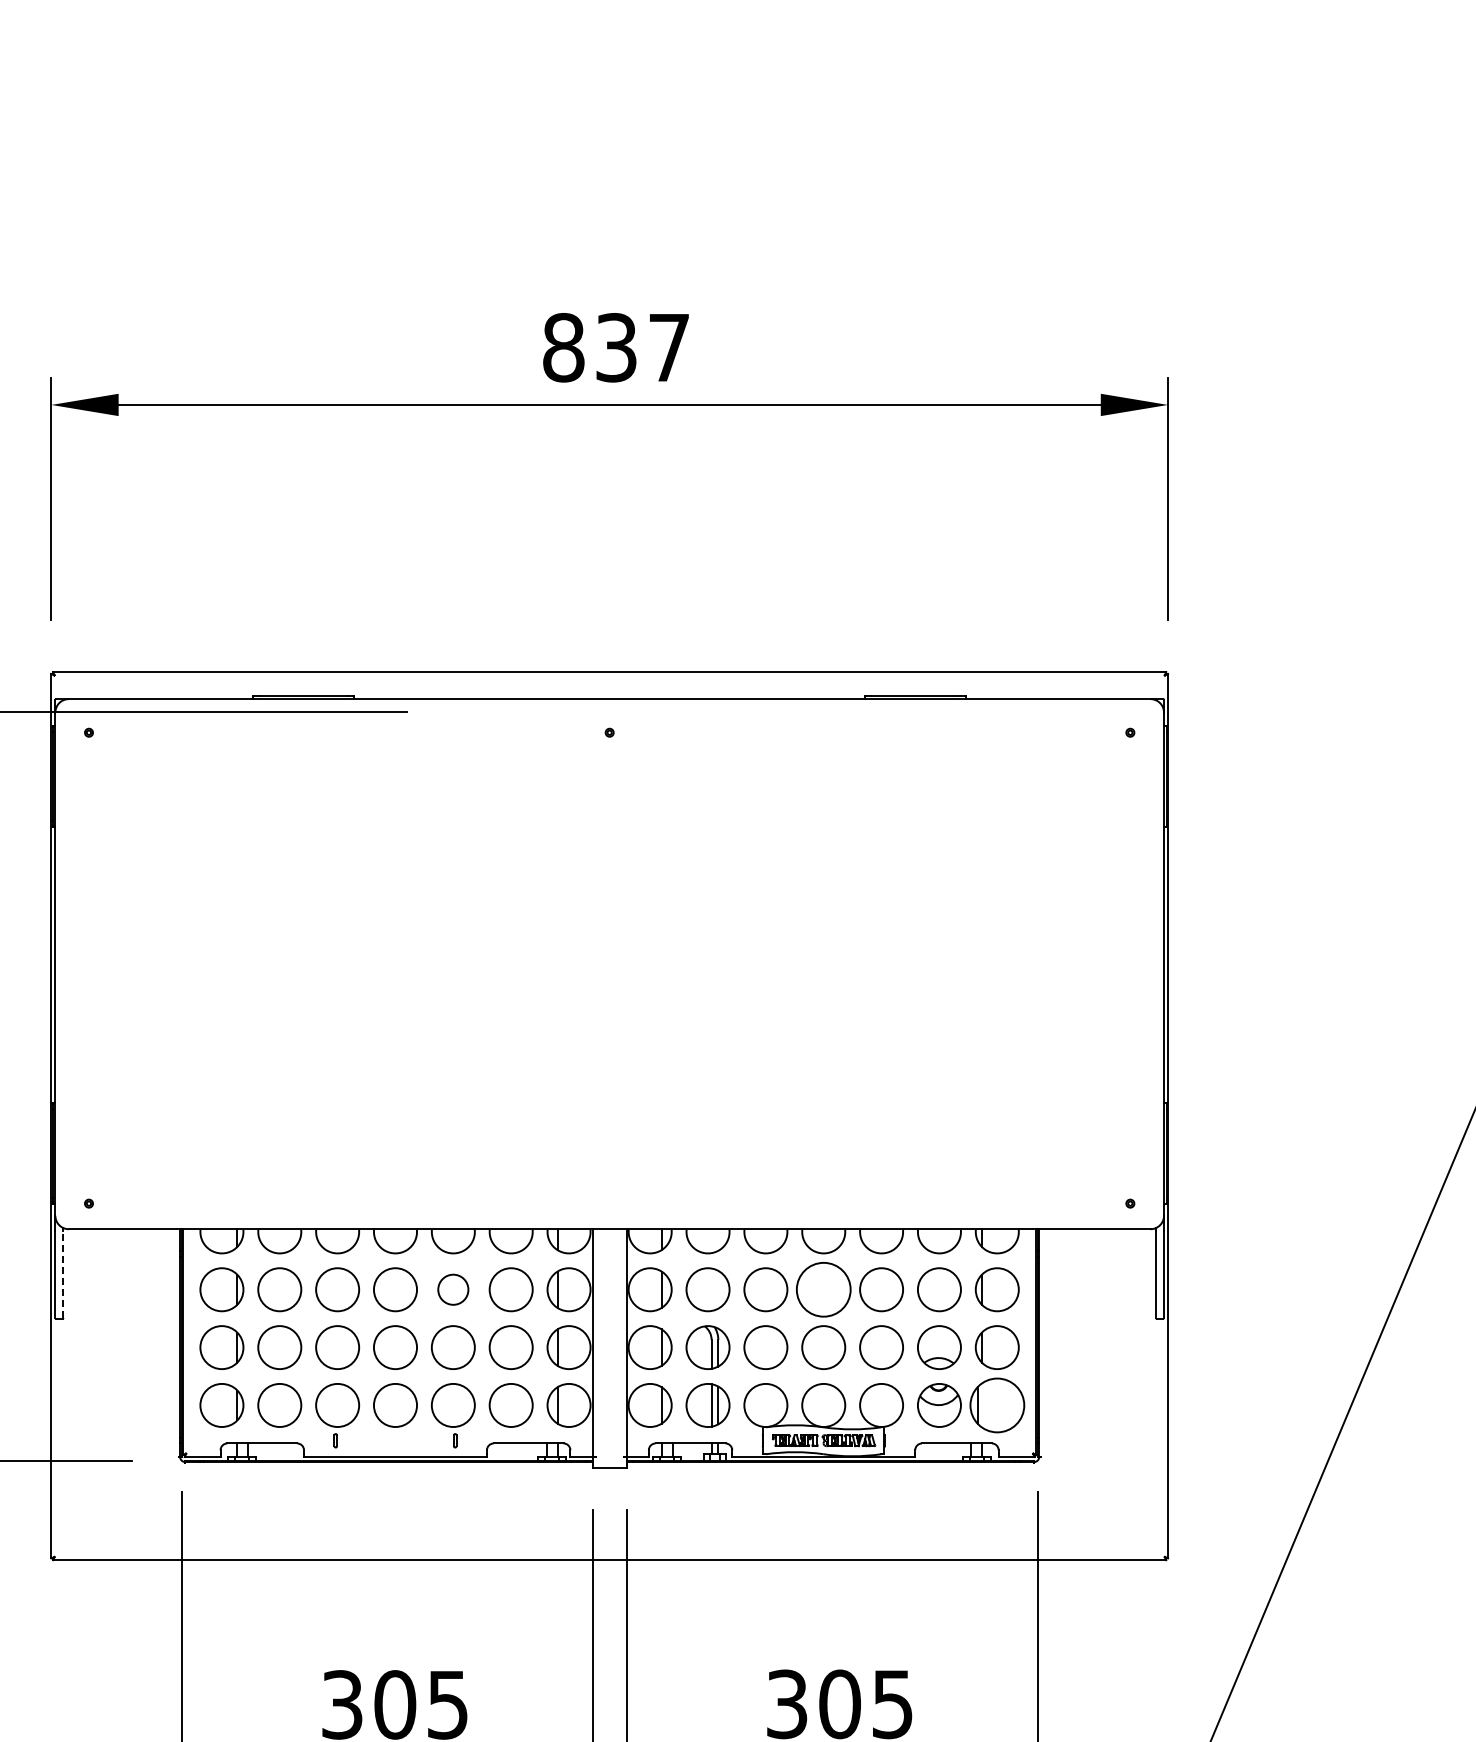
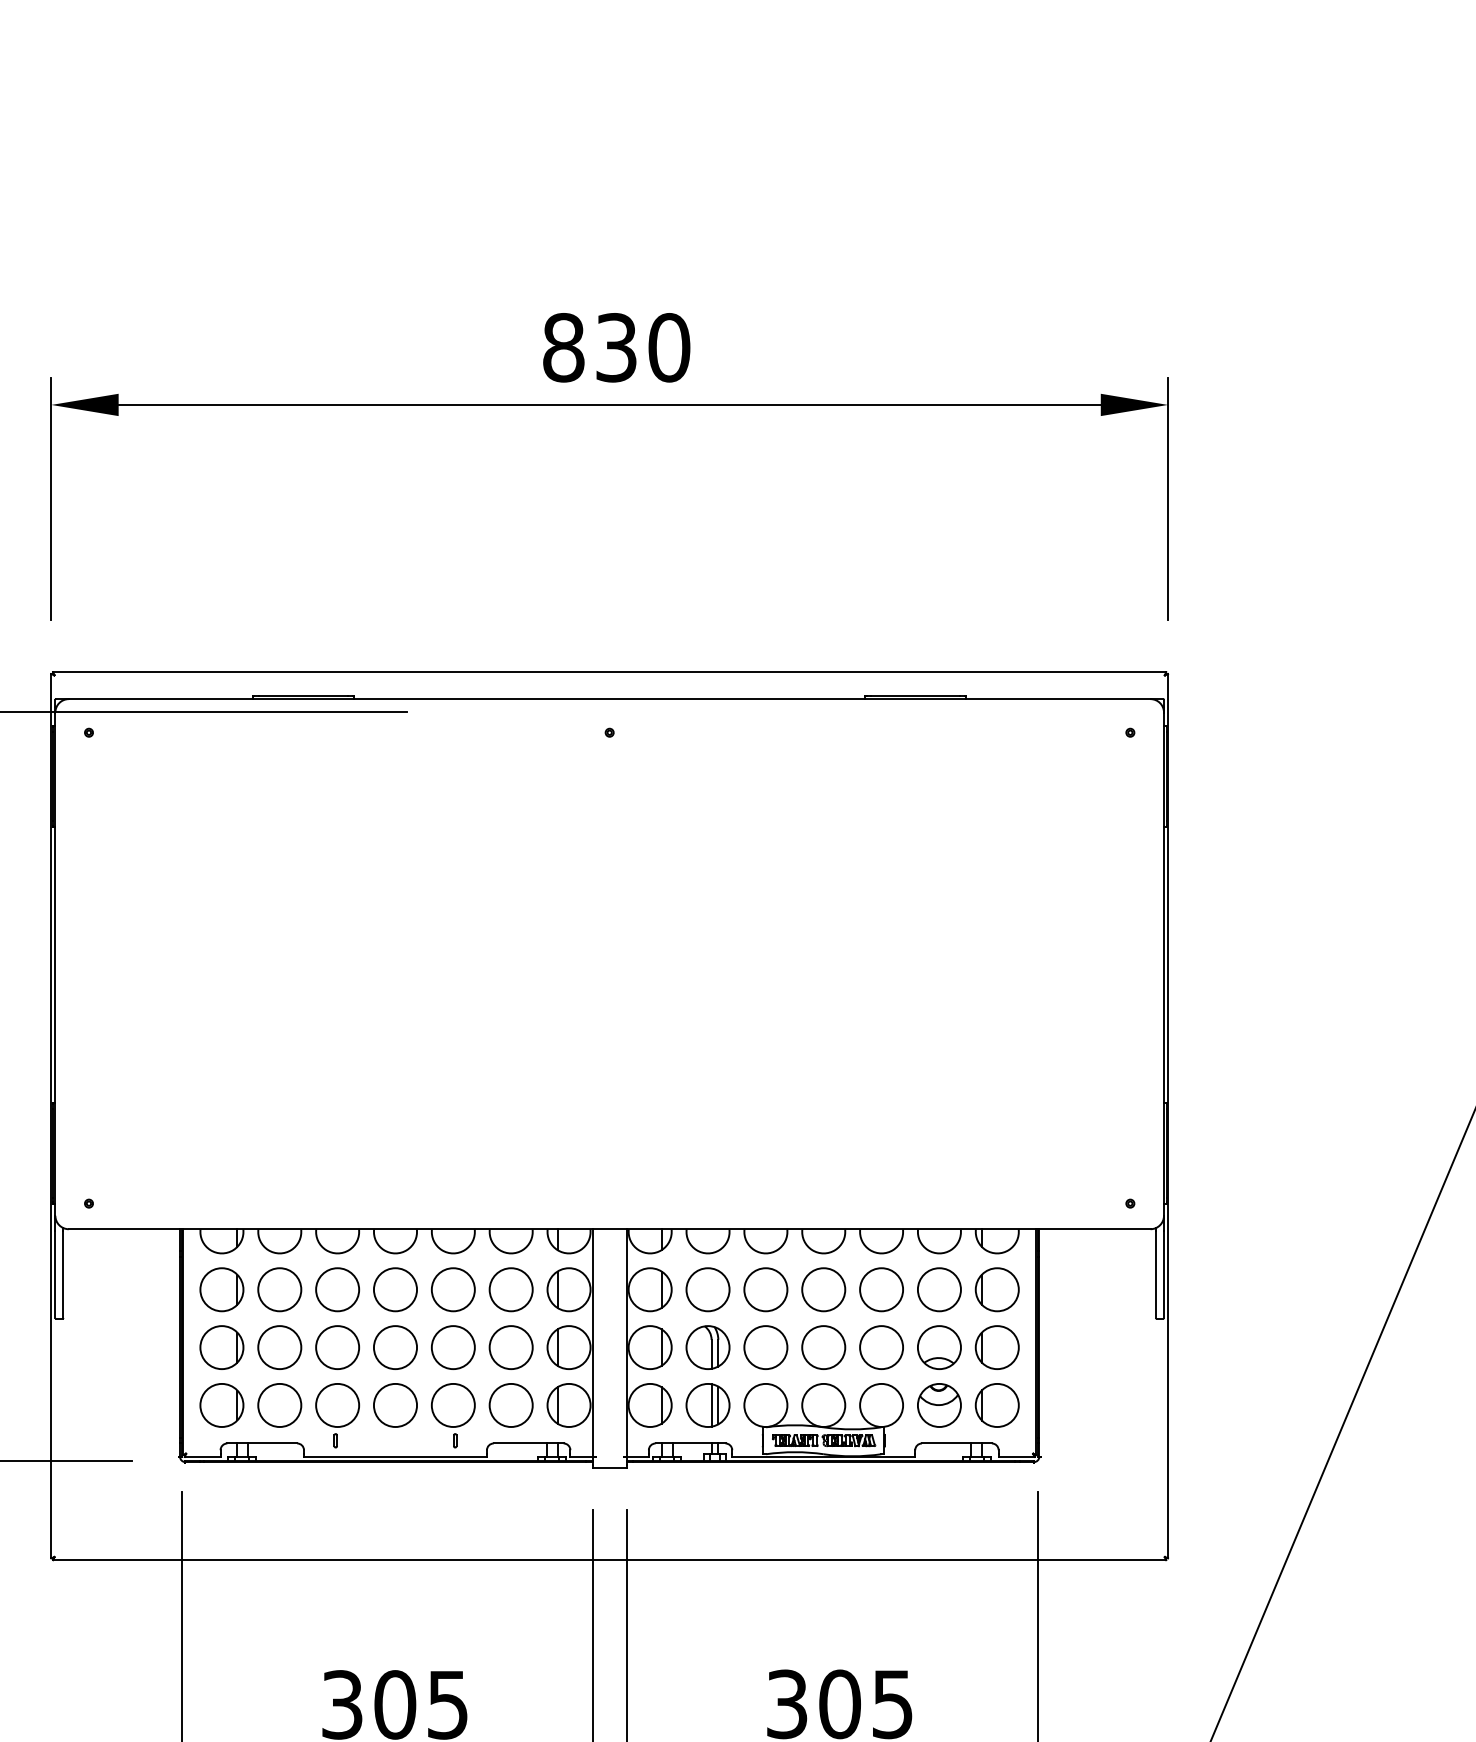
text: 837 -> 830 (669, 347)
line: dashed -> solid (63, 1274)
circle diameter: 30 px -> 43 px (452, 1289)
circle diameter: 54 px -> 43 px (823, 1289)
part size: 57x57 px -> 46x45 px (996, 1405)
